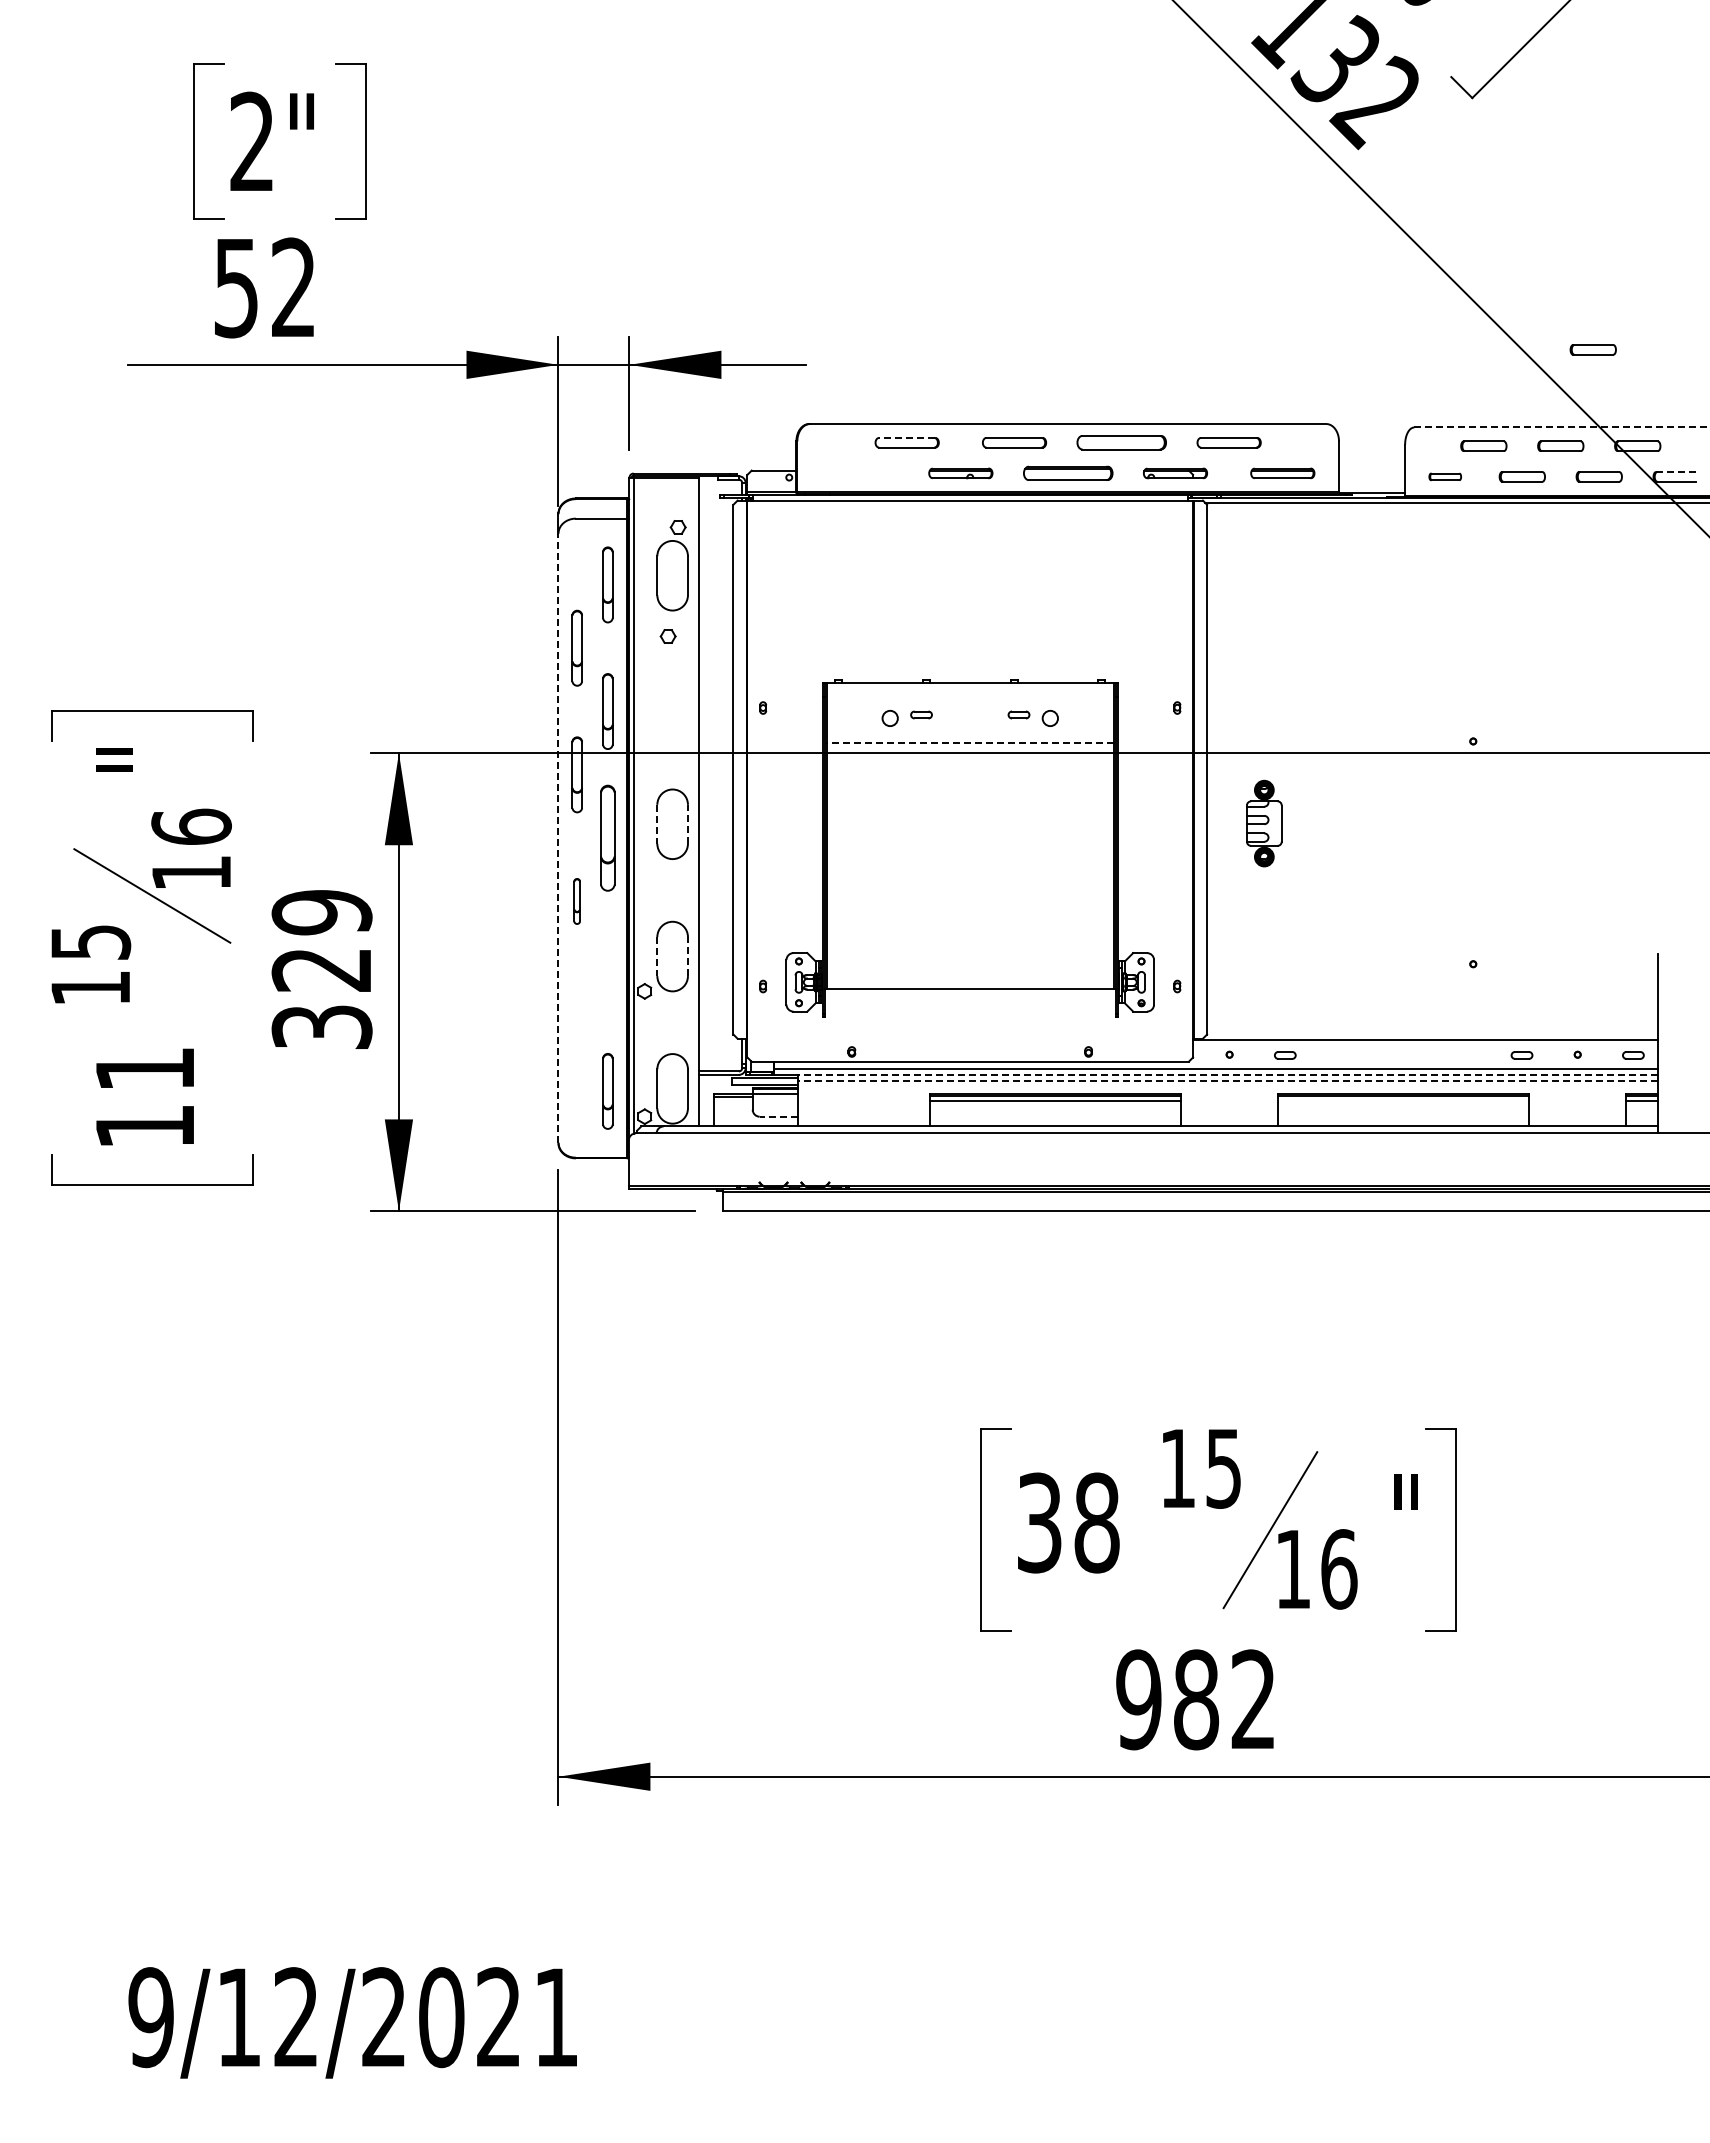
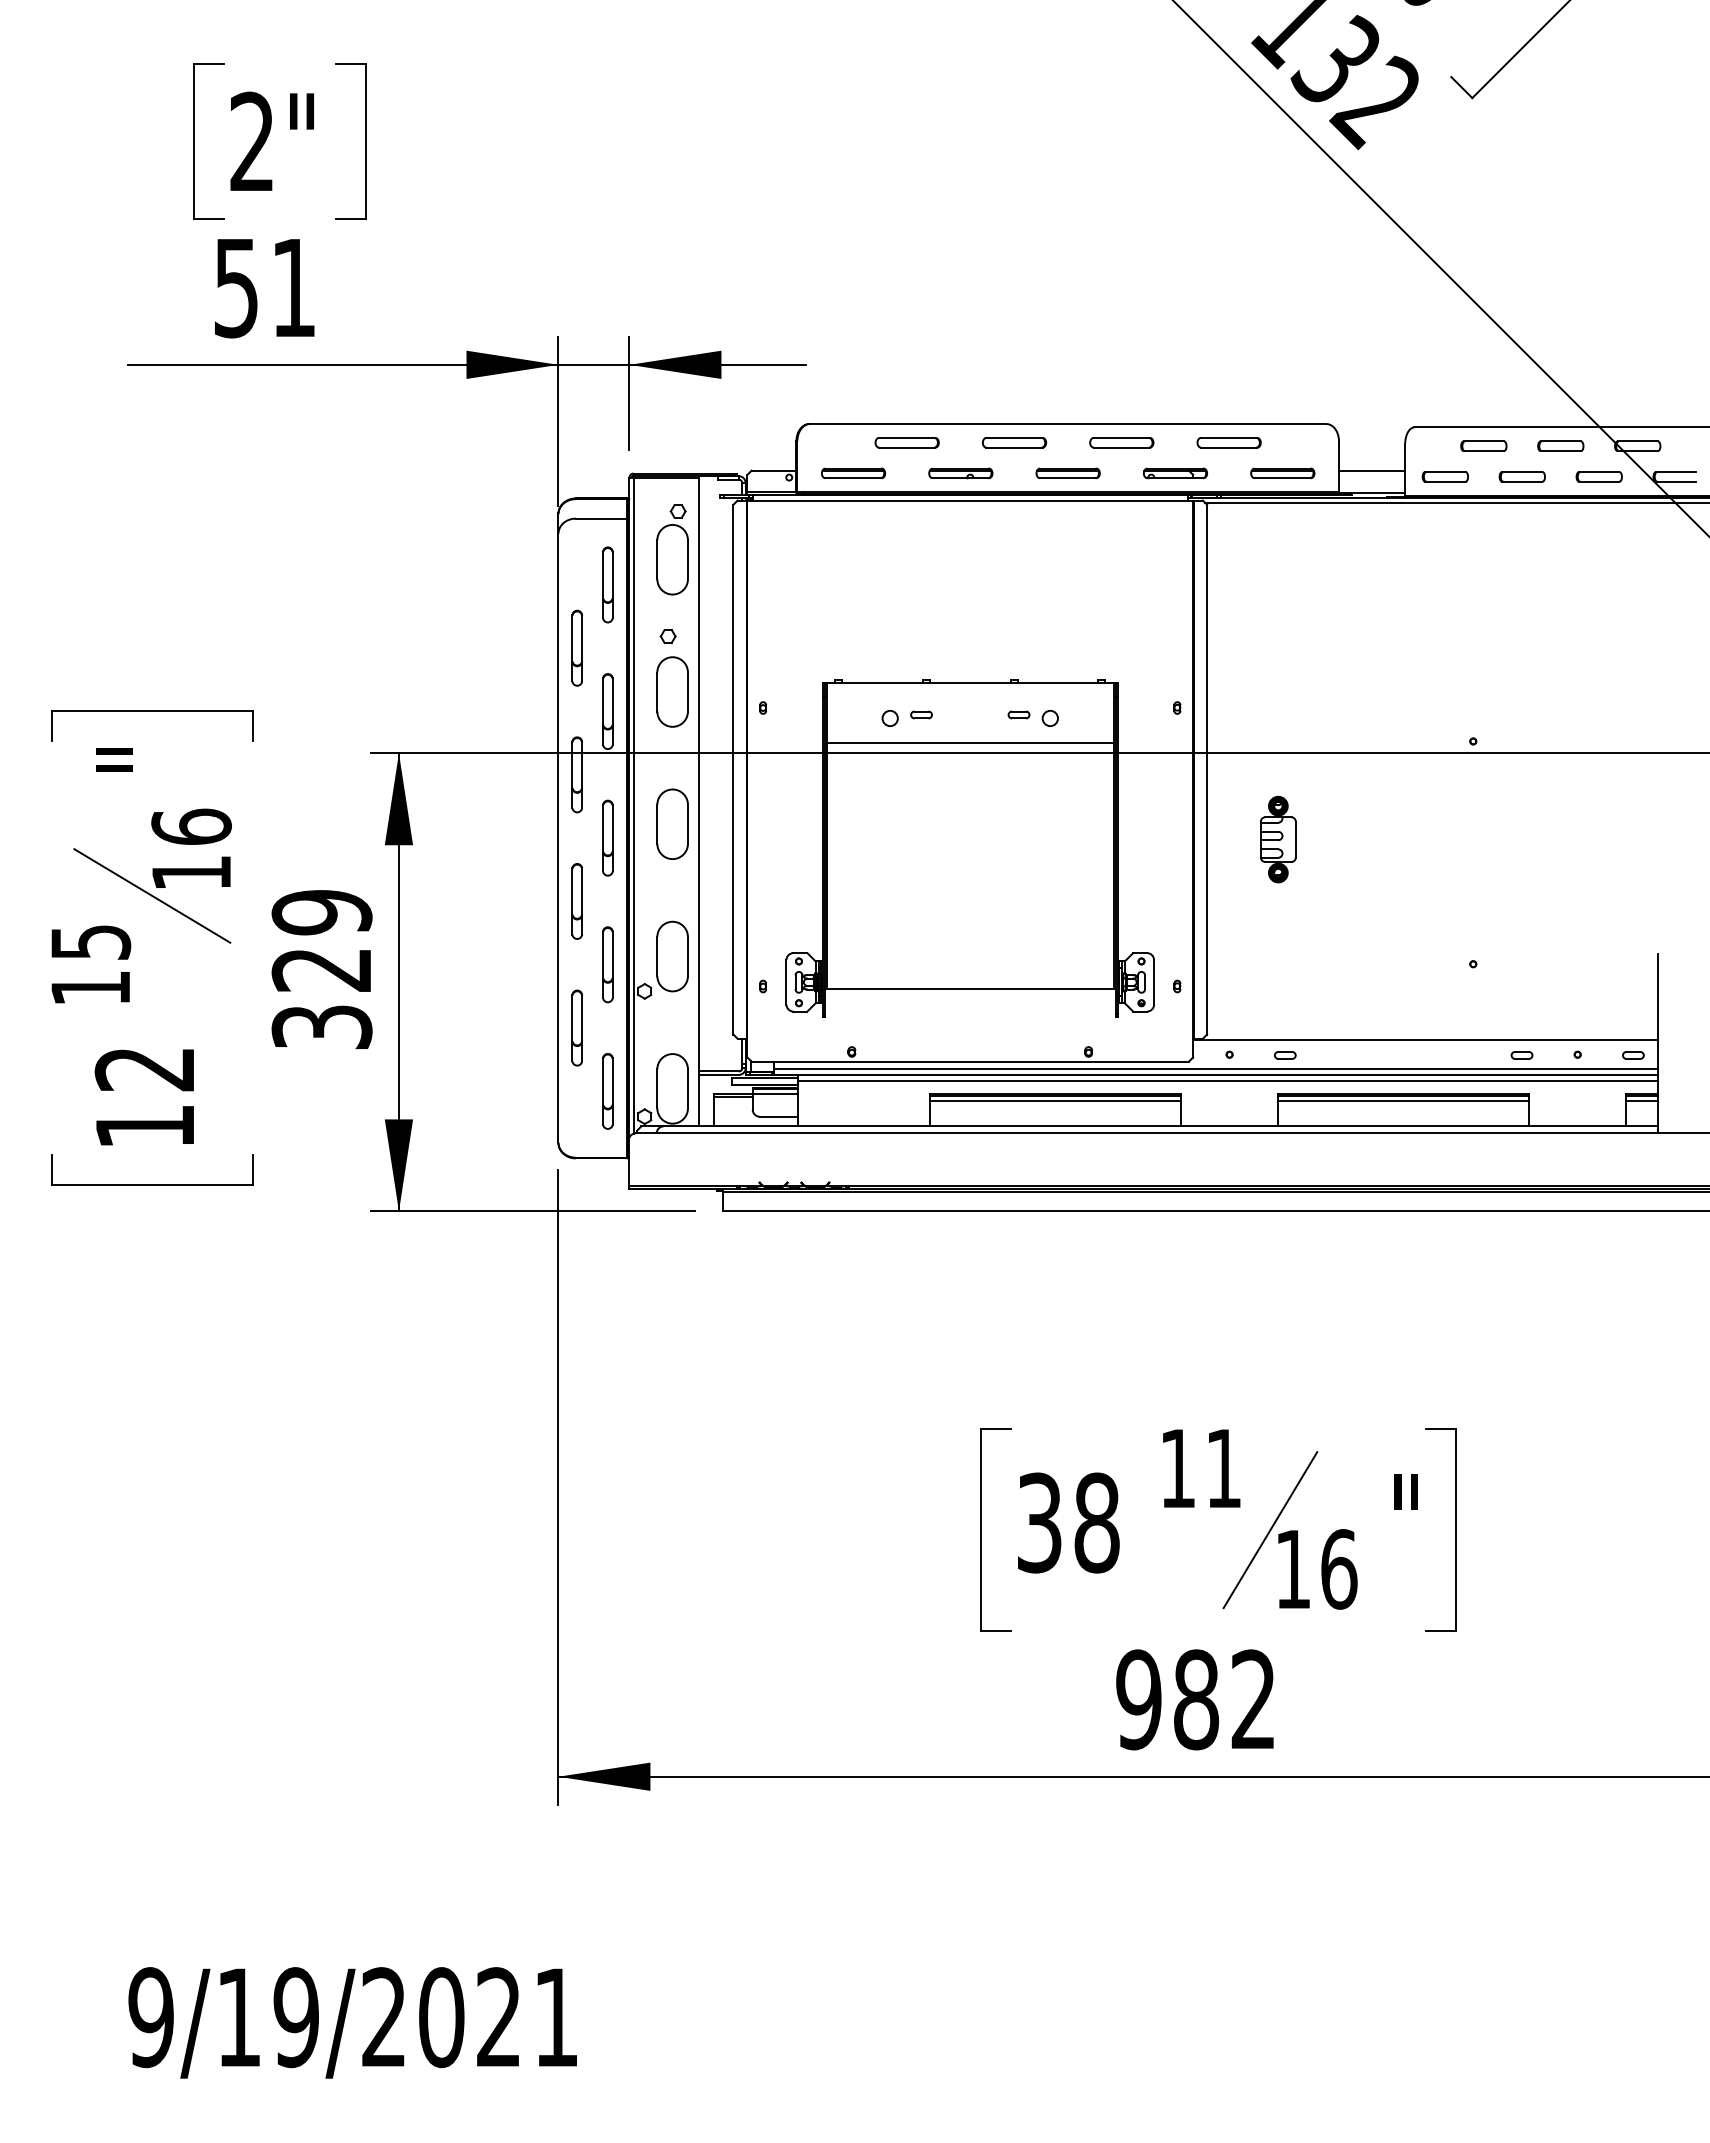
text: 52 -> 51 (293, 286)
part: present -> none (1592, 349)
line: dashed -> solid (1561, 427)
line: dashed -> solid (906, 437)
part size: 91x16 px -> 66x12 px (1121, 442)
line: none -> present (1372, 470)
part size: 91x16 px -> 66x13 px (1067, 473)
line: dashed -> solid (1675, 472)
part: none -> present (853, 473)
part size: 34x9 px -> 48x12 px (1444, 476)
part position: (672, 565) -> (672, 549) (672, 549)
part: none -> present (672, 691)
line: dashed -> solid (969, 742)
line: dashed -> solid (687, 823)
part position: (1264, 823) -> (1278, 839) (1278, 839)
line: dashed -> solid (657, 824)
line: dashed -> solid (558, 837)
part size: 16x108 px -> 12x78 px (607, 837)
part size: 8x47 px -> 12x77 px (576, 901)
line: dashed -> solid (687, 956)
line: dashed -> solid (657, 957)
part: none -> present (607, 964)
part: none -> present (576, 1027)
text: 11 -> 12 (143, 1069)
line: dashed -> solid (1227, 1074)
line: dashed -> solid (1227, 1080)
line: none -> present (1403, 1101)
line: dashed -> solid (778, 1116)
text: 15 -> 11 (1223, 1468)
text: 9/12/2021 -> 9/19/2021 (295, 2017)
